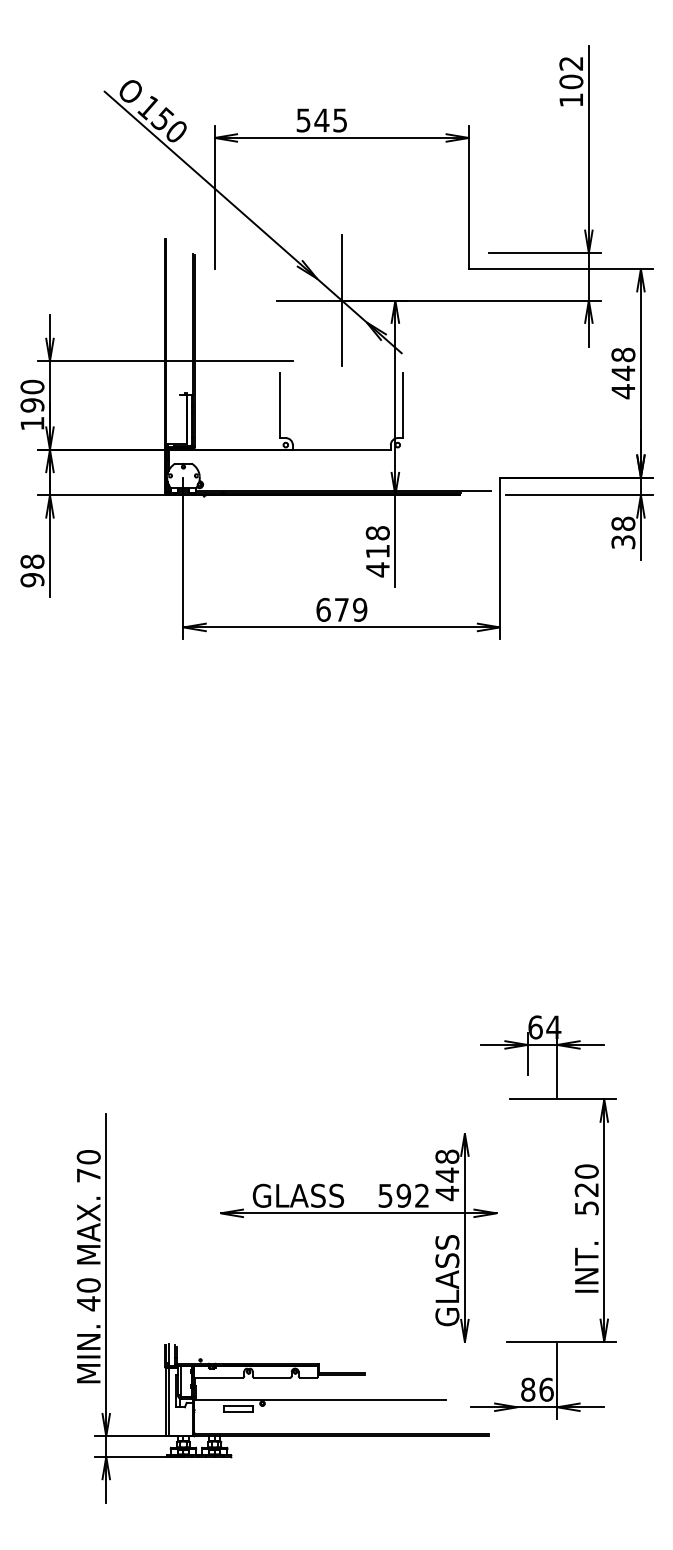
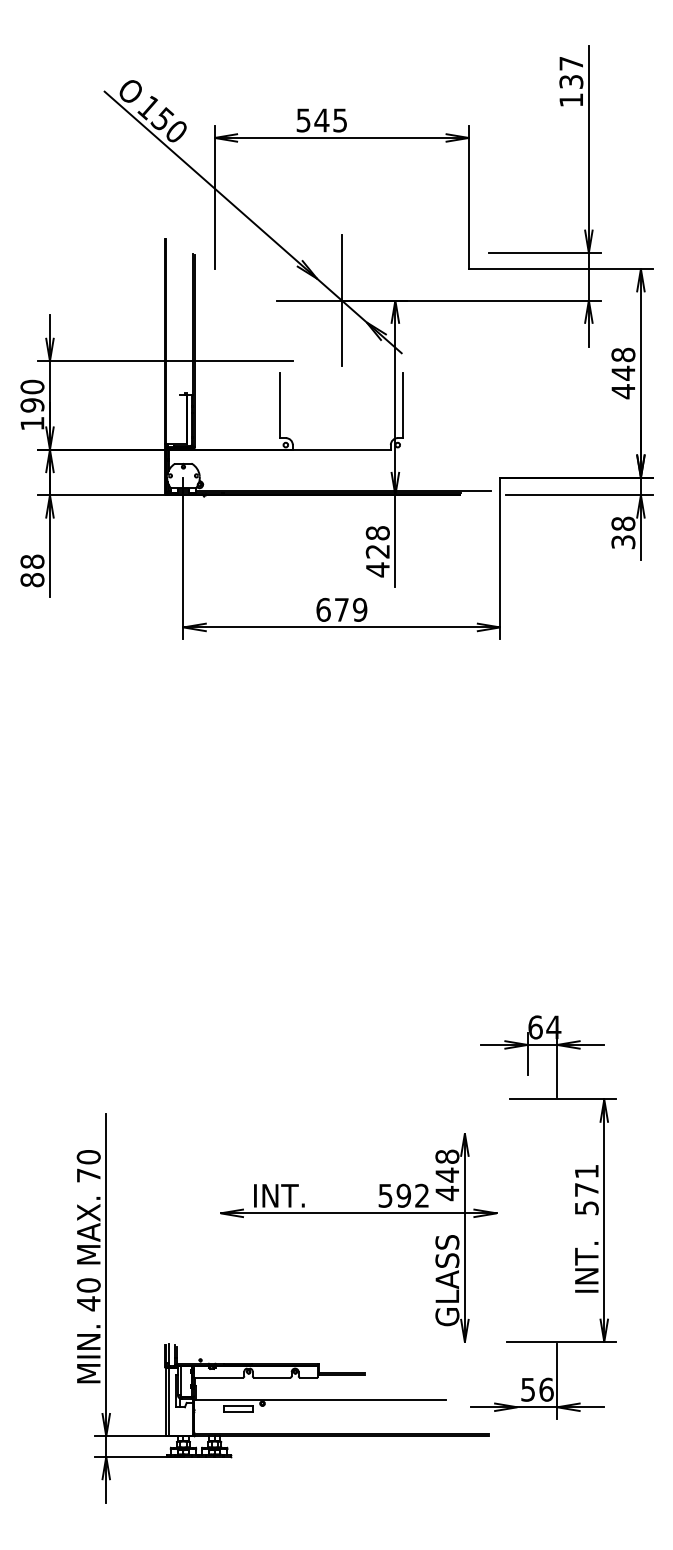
text: 102 -> 137 (571, 73)
text: 418 -> 428 (377, 551)
text: 98 -> 88 (32, 580)
text: 520 -> 571 (586, 1180)
text: GLASS -> INT. (298, 1195)
text: 86 -> 56 (528, 1389)
